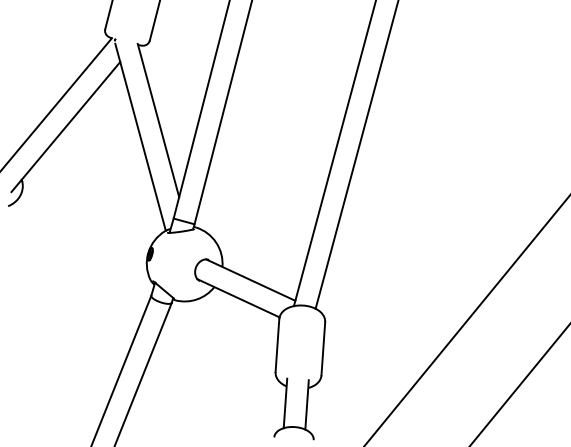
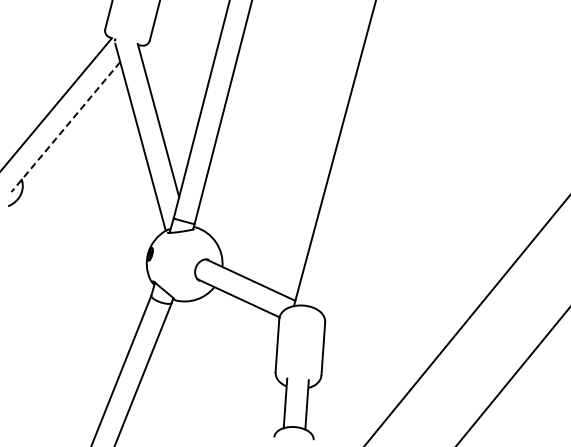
line: solid -> dashed (65, 127)
line: present -> none (356, 155)
line position: (519, 385) -> (512, 376) (512, 376)
